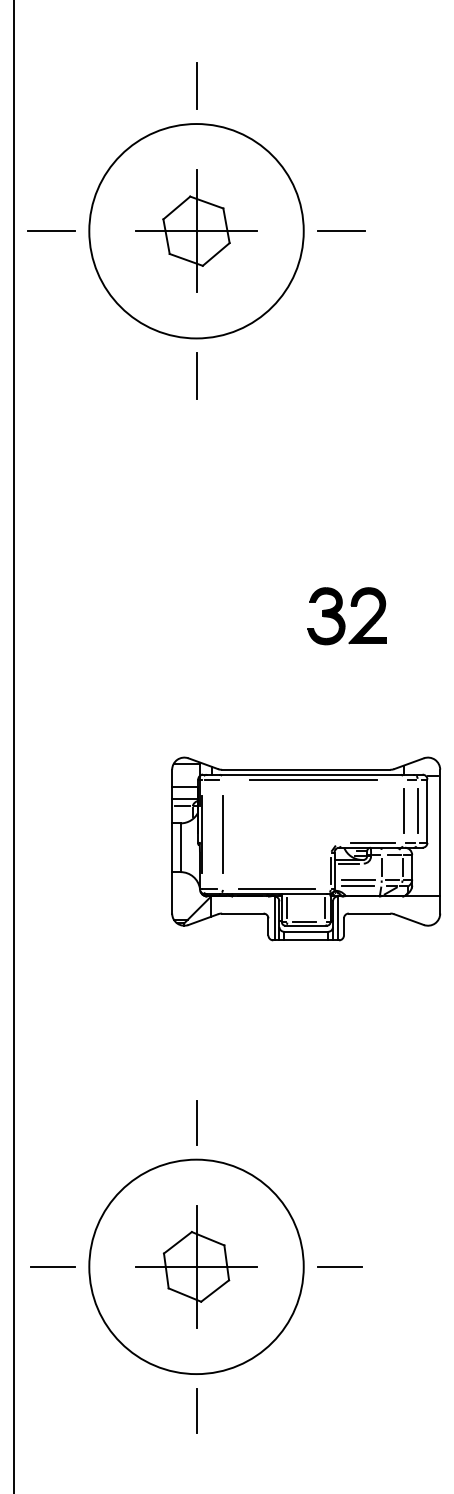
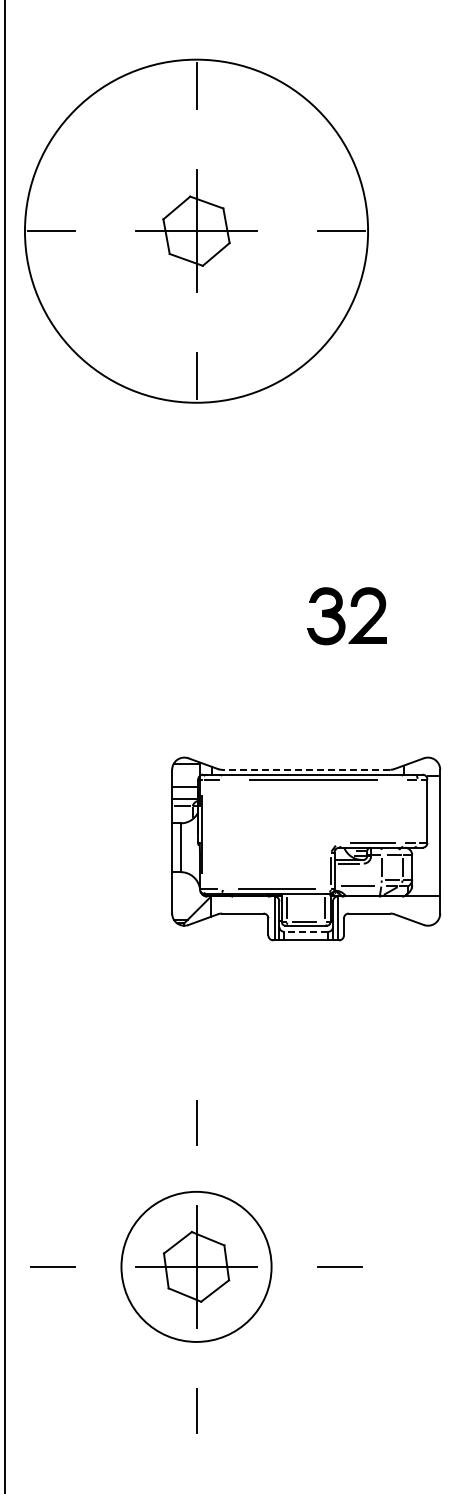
circle diameter: 214 px -> 343 px (196, 230)
line position: (13, 746) -> (4, 746) (4, 746)
line: solid -> dashed (305, 769)
line: present -> none (403, 811)
line: present -> none (417, 811)
line: present -> none (222, 833)
line: present -> none (357, 879)
line: solid -> dashed (306, 931)
circle diameter: 214 px -> 150 px (196, 1266)
